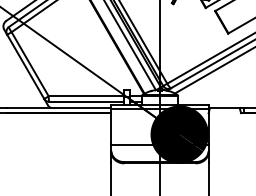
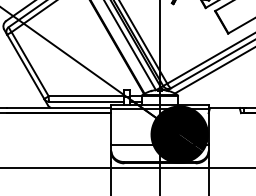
line: none -> present (127, 167)
